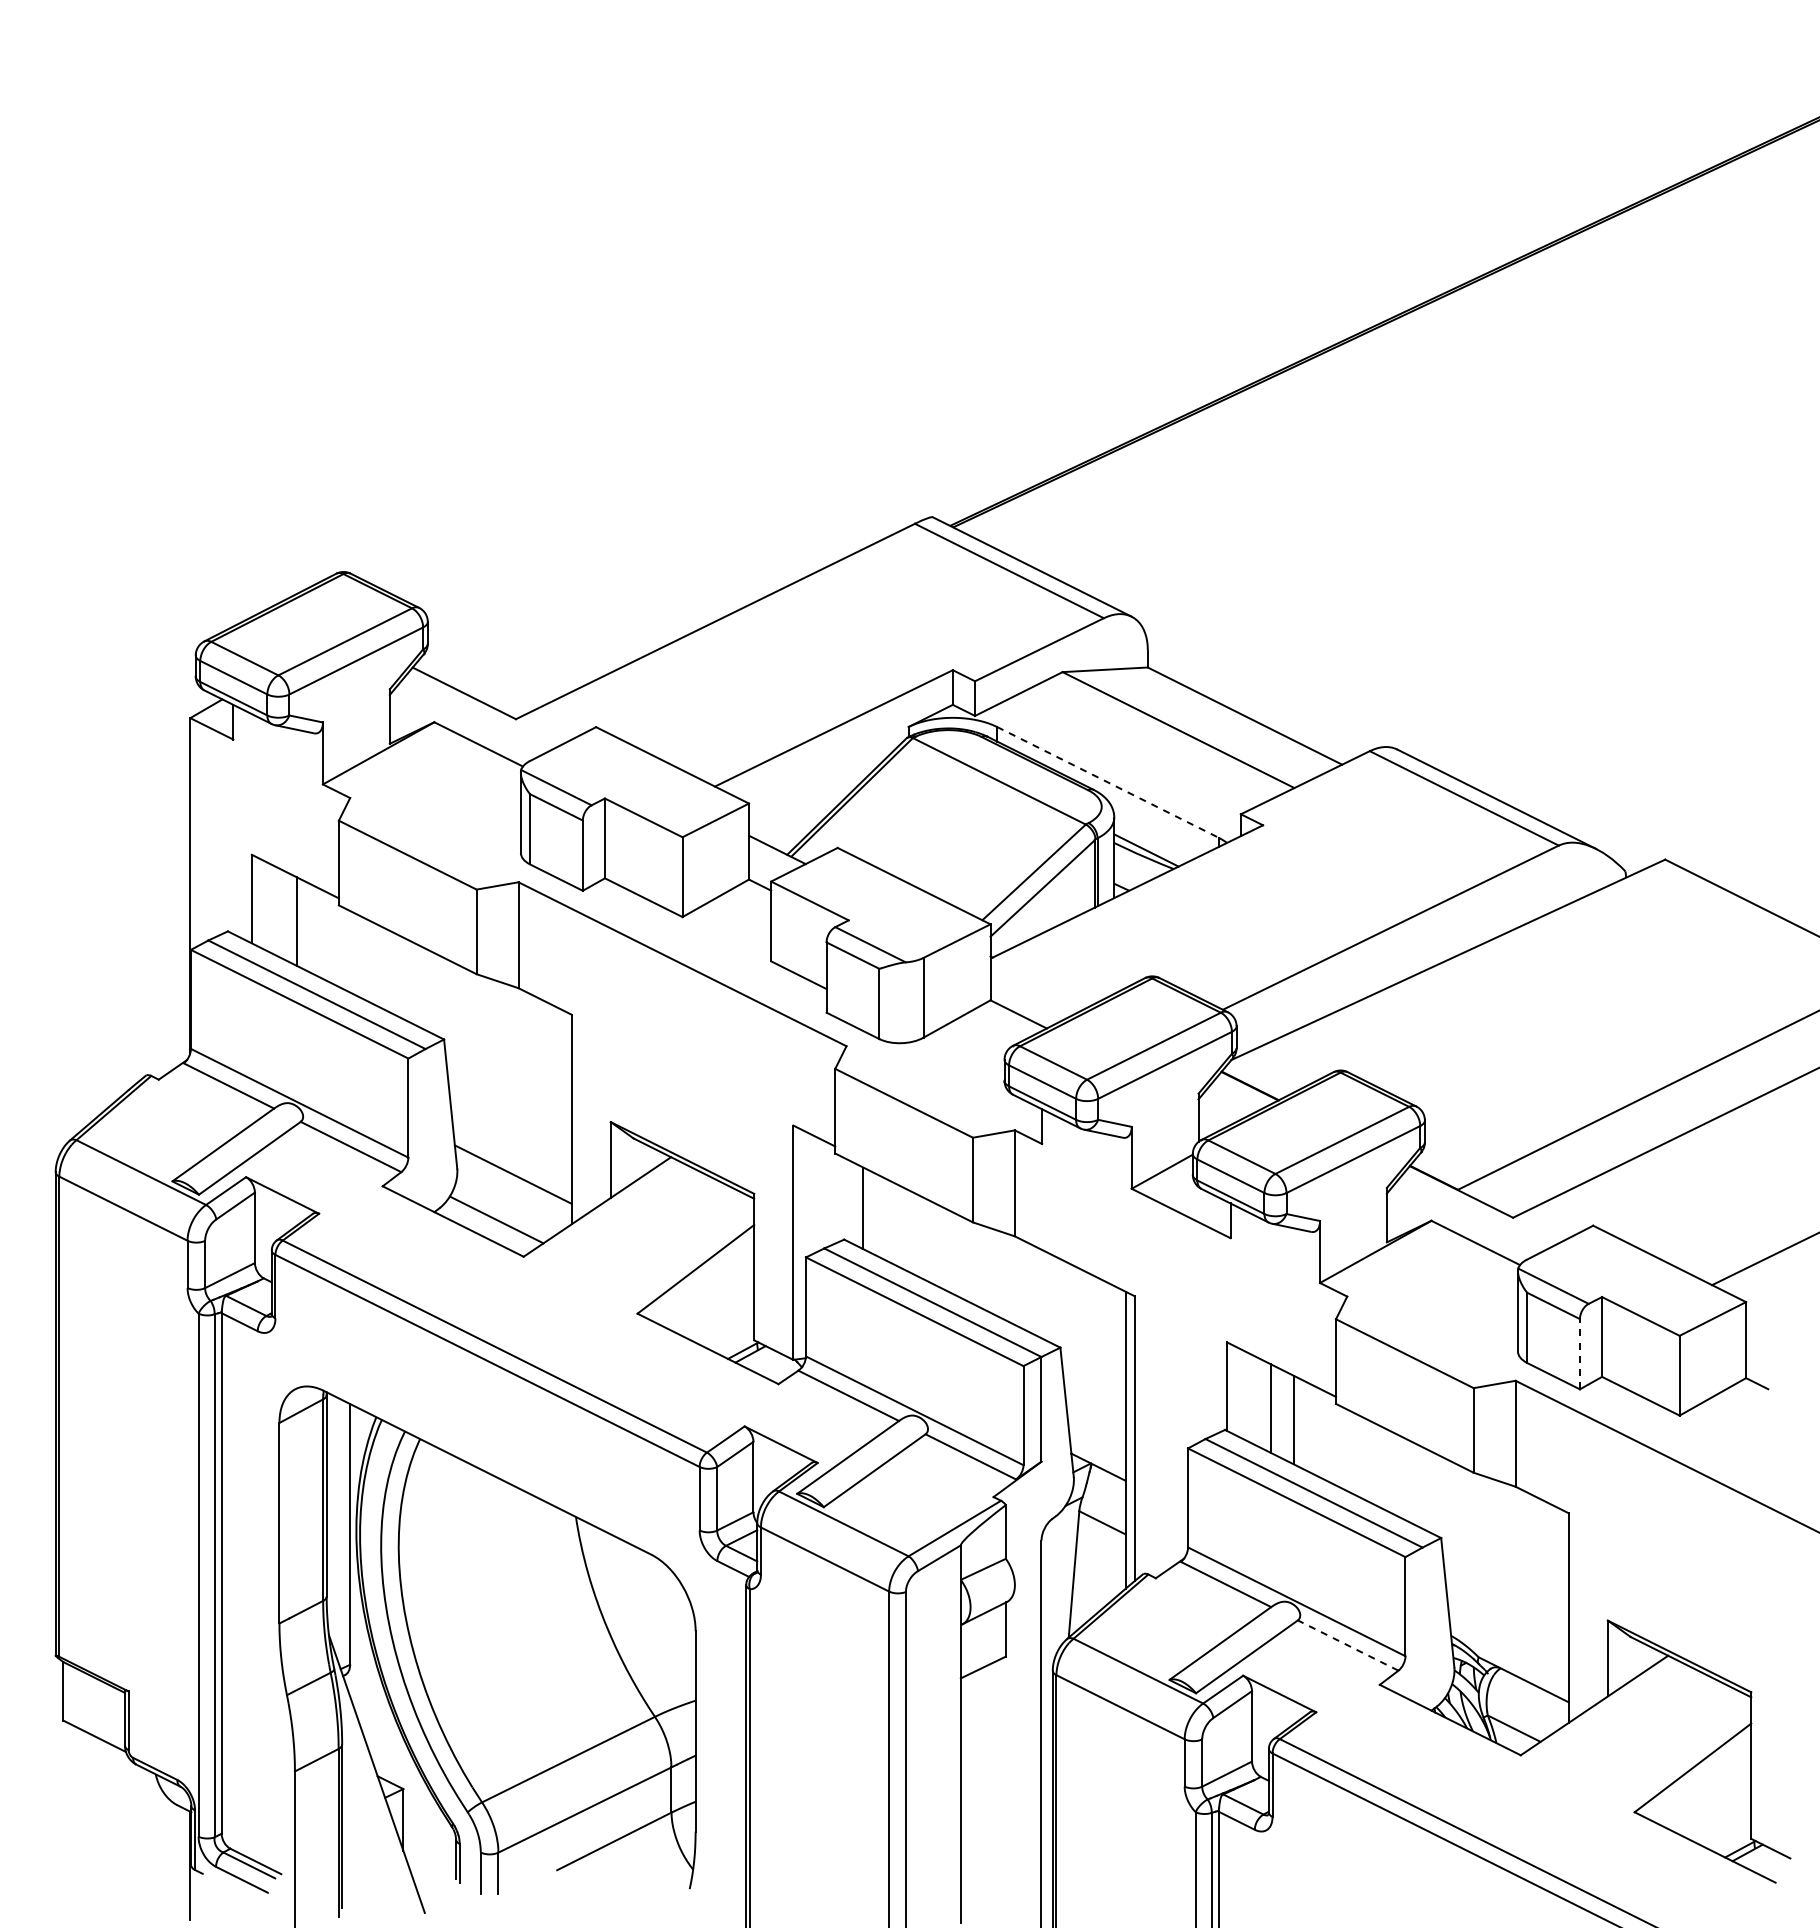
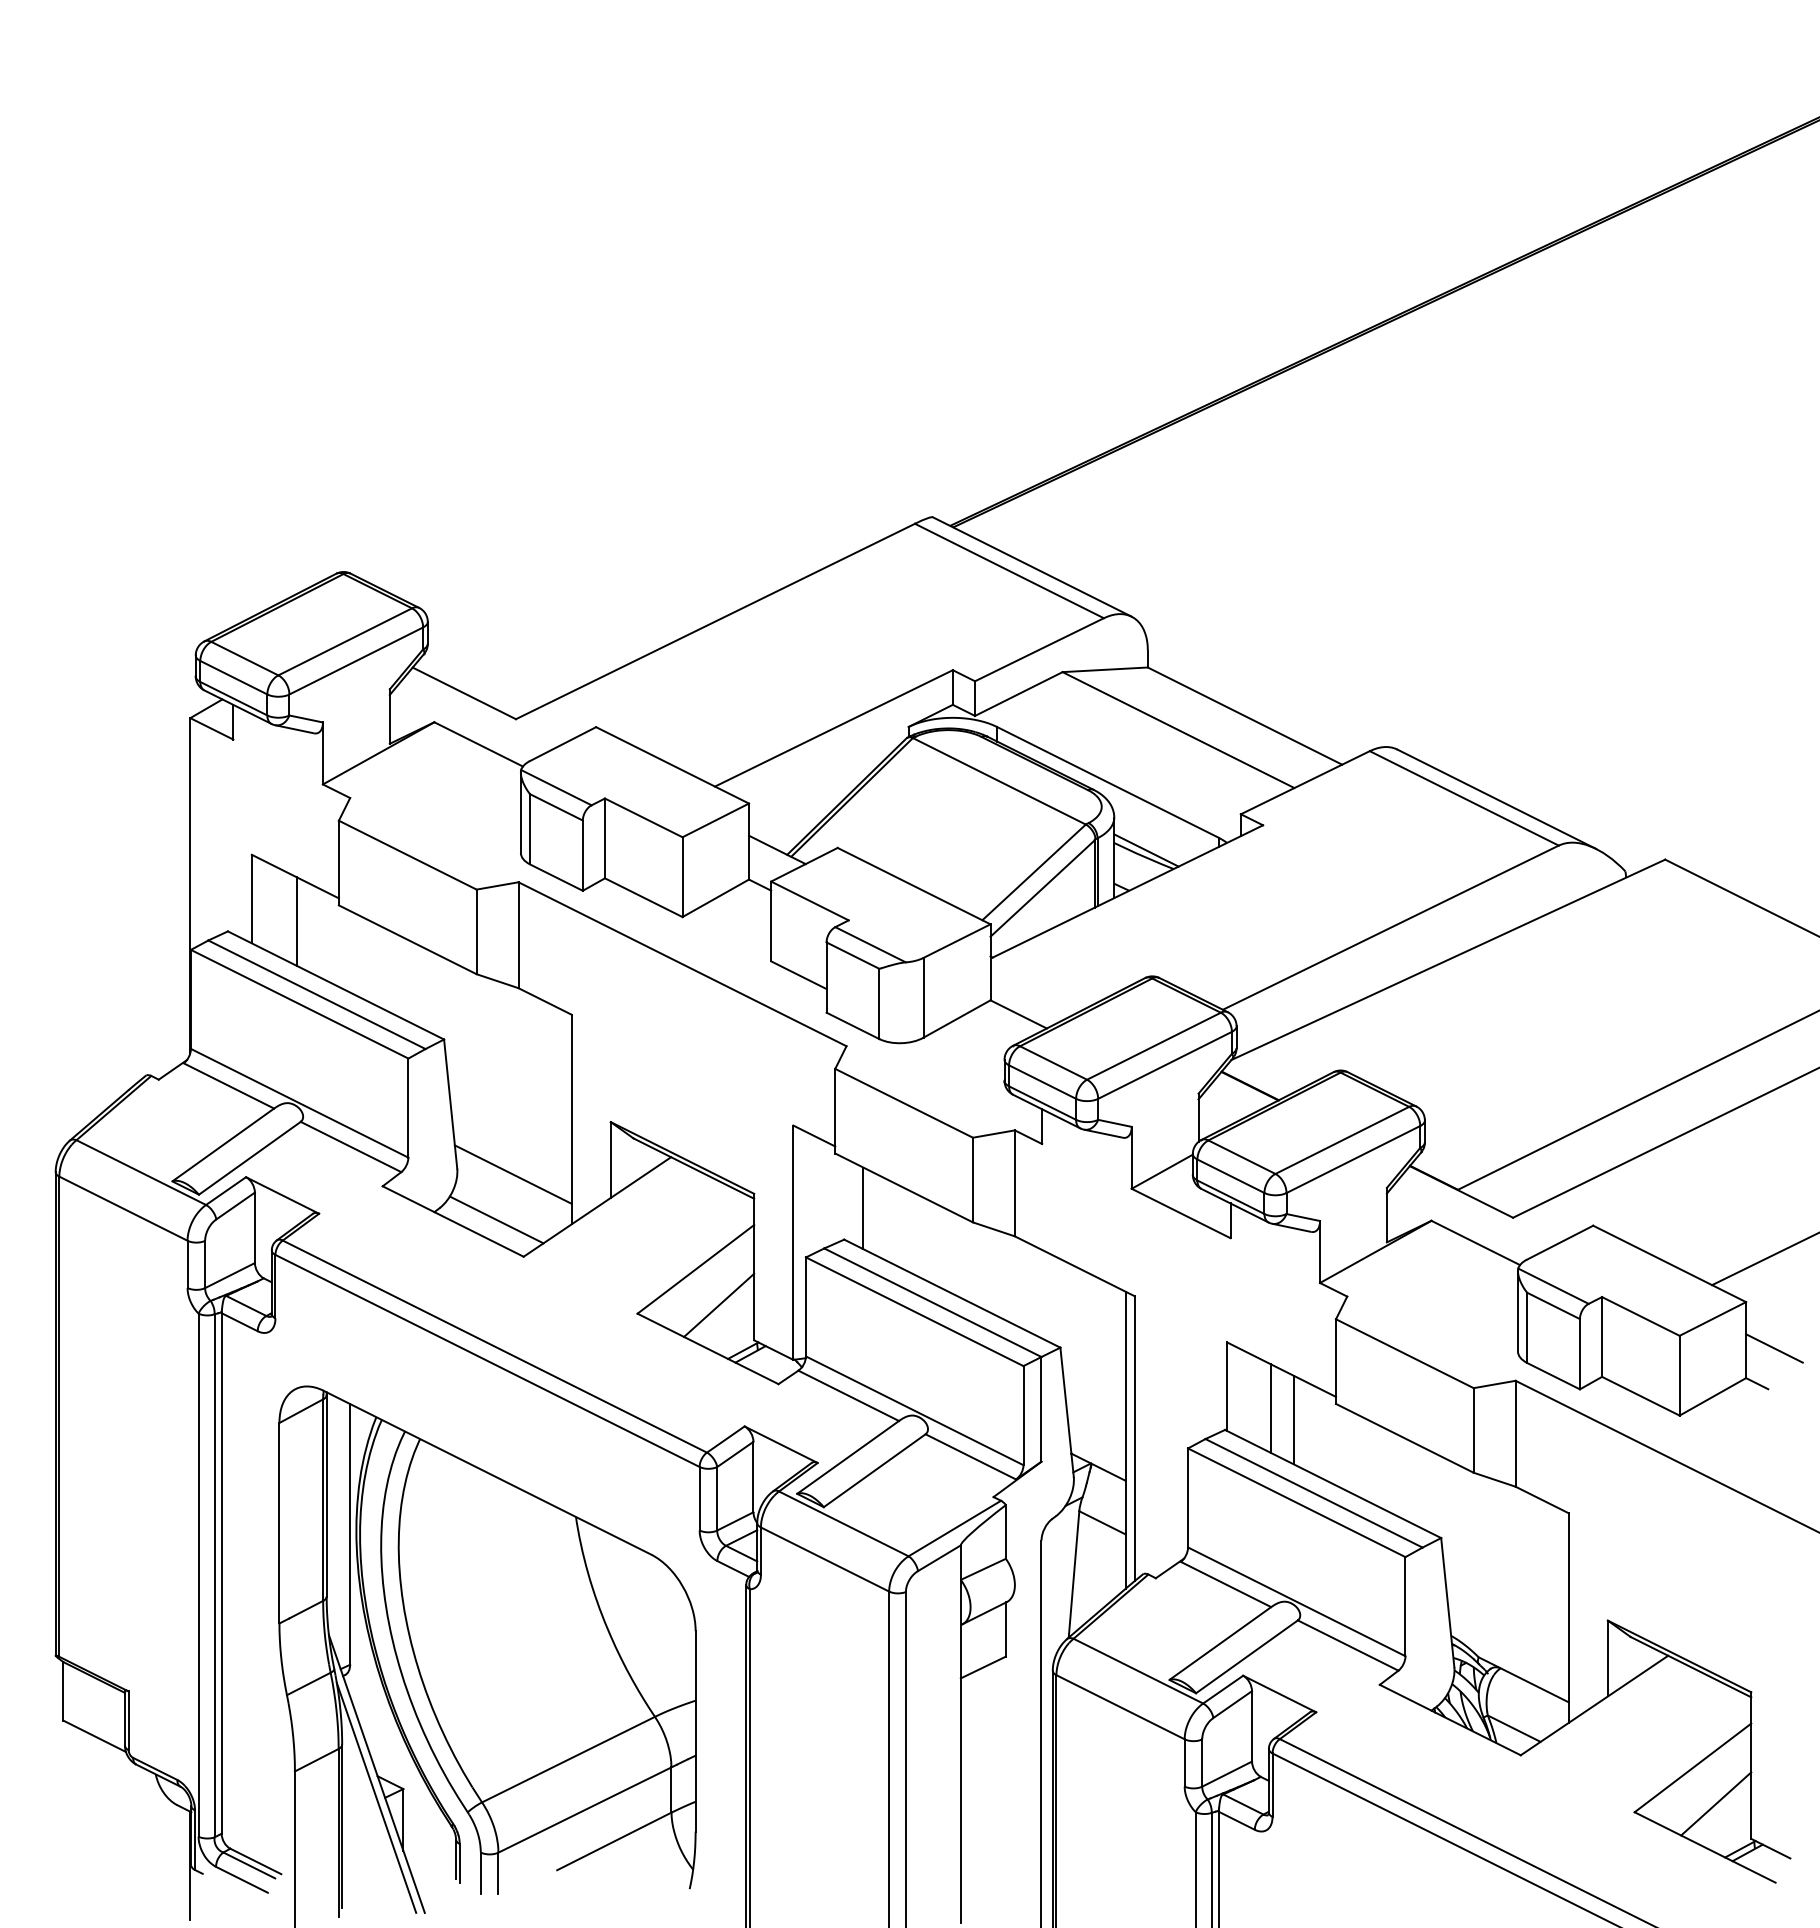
line: dashed -> solid (1107, 782)
line: none -> present (719, 1304)
line: none -> present (1774, 1348)
line: dashed -> solid (1579, 1353)
line: dashed -> solid (1347, 1645)
line: none -> present (376, 1797)
line: none -> present (1716, 1803)
